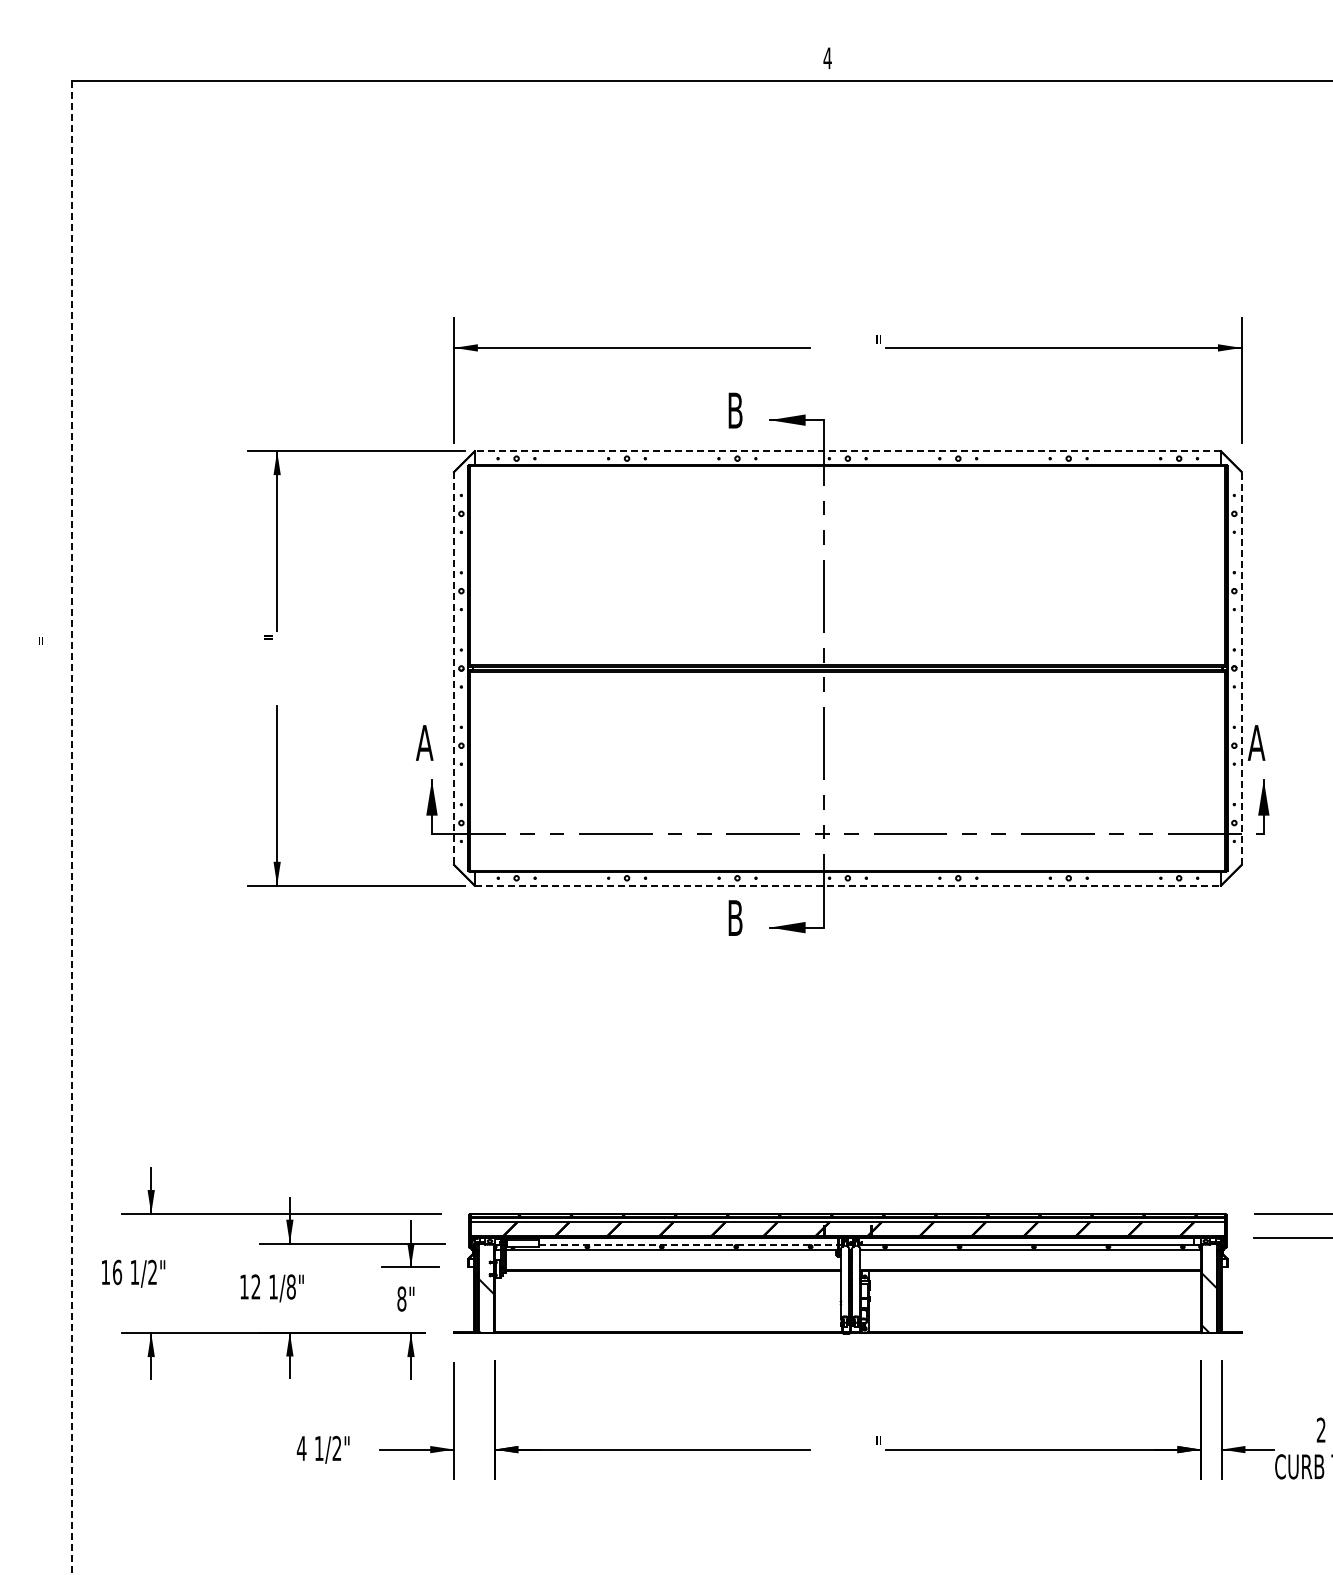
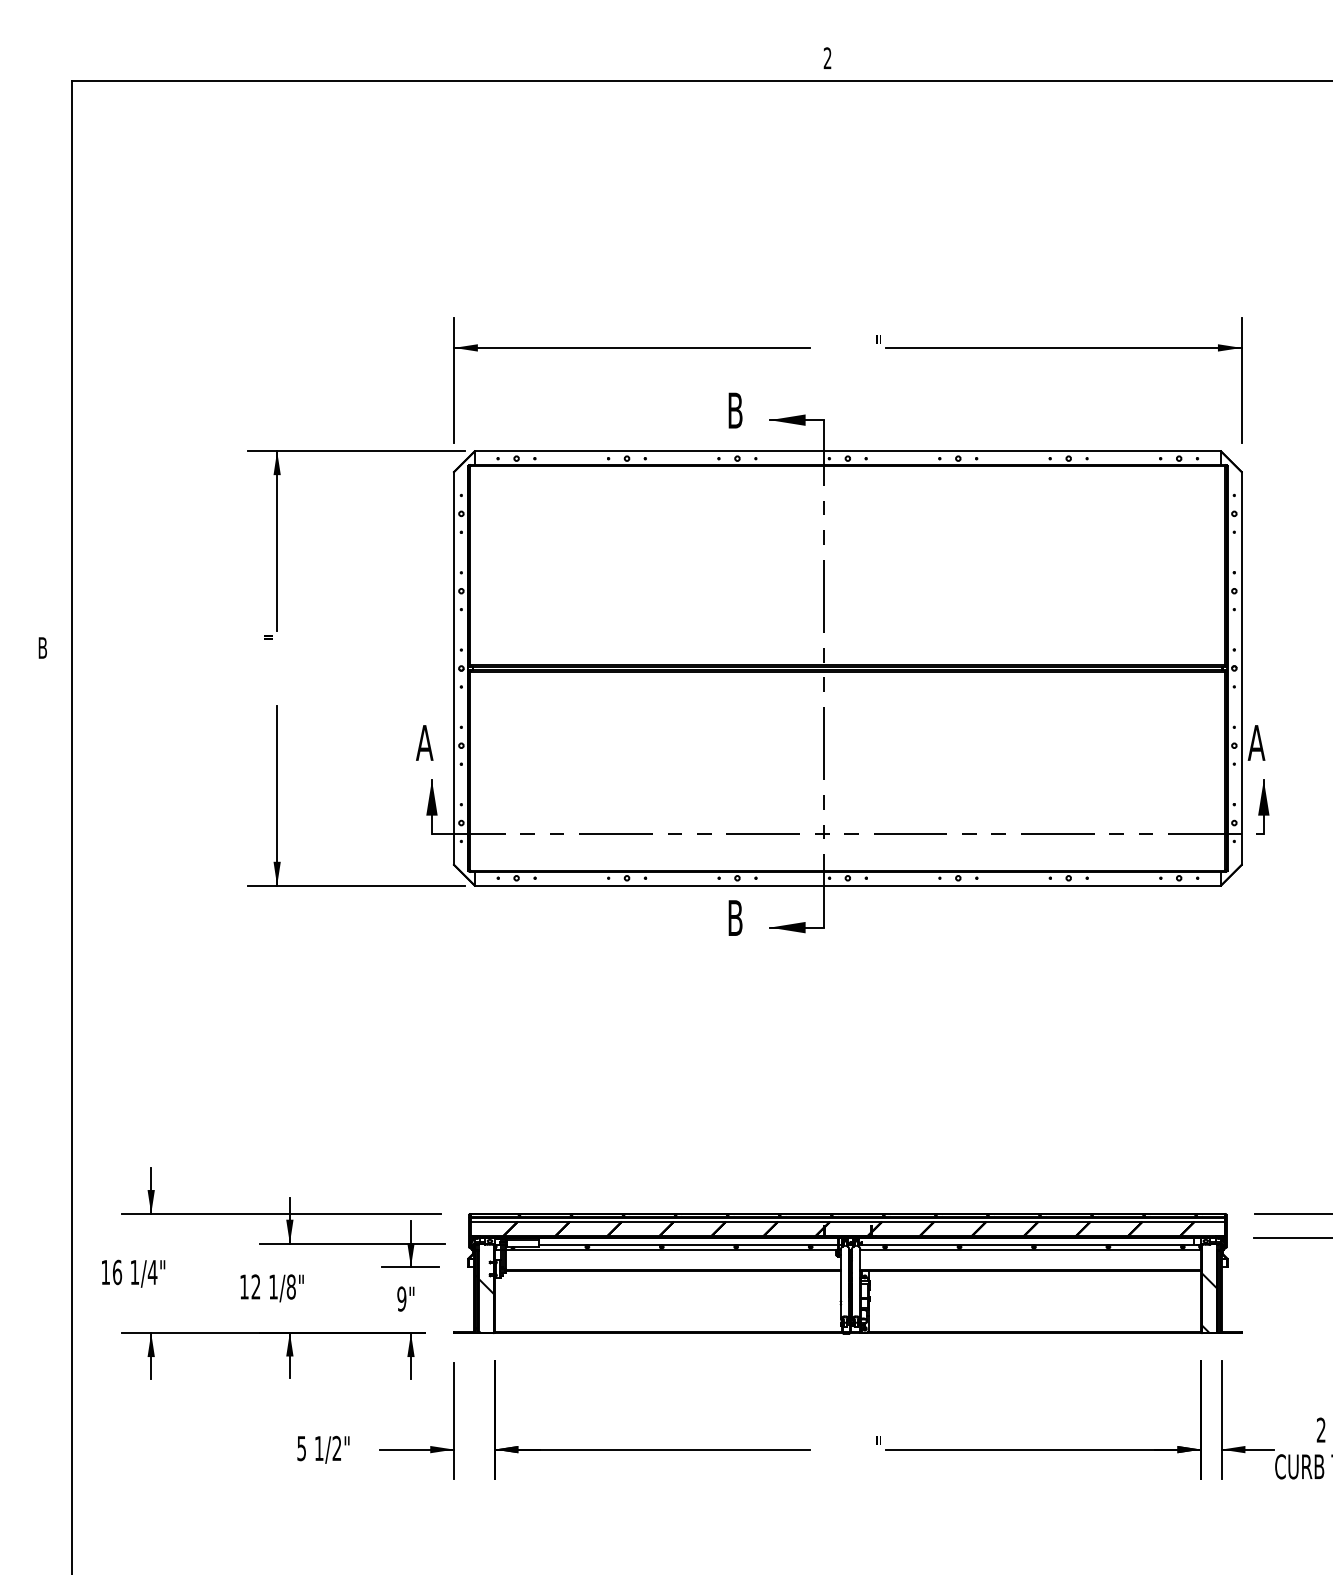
text: 4 -> 2 (827, 57)
line: dashed -> solid (847, 451)
text: " -> B (42, 647)
line: dashed -> solid (1241, 667)
line: dashed -> solid (454, 668)
line: dashed -> solid (72, 827)
line: dashed -> solid (848, 885)
line: dashed -> solid (688, 1244)
text: 1/2" -> 1/4" (152, 1271)
text: 8" -> 9" (401, 1298)
text: 4 -> 5 (301, 1448)
